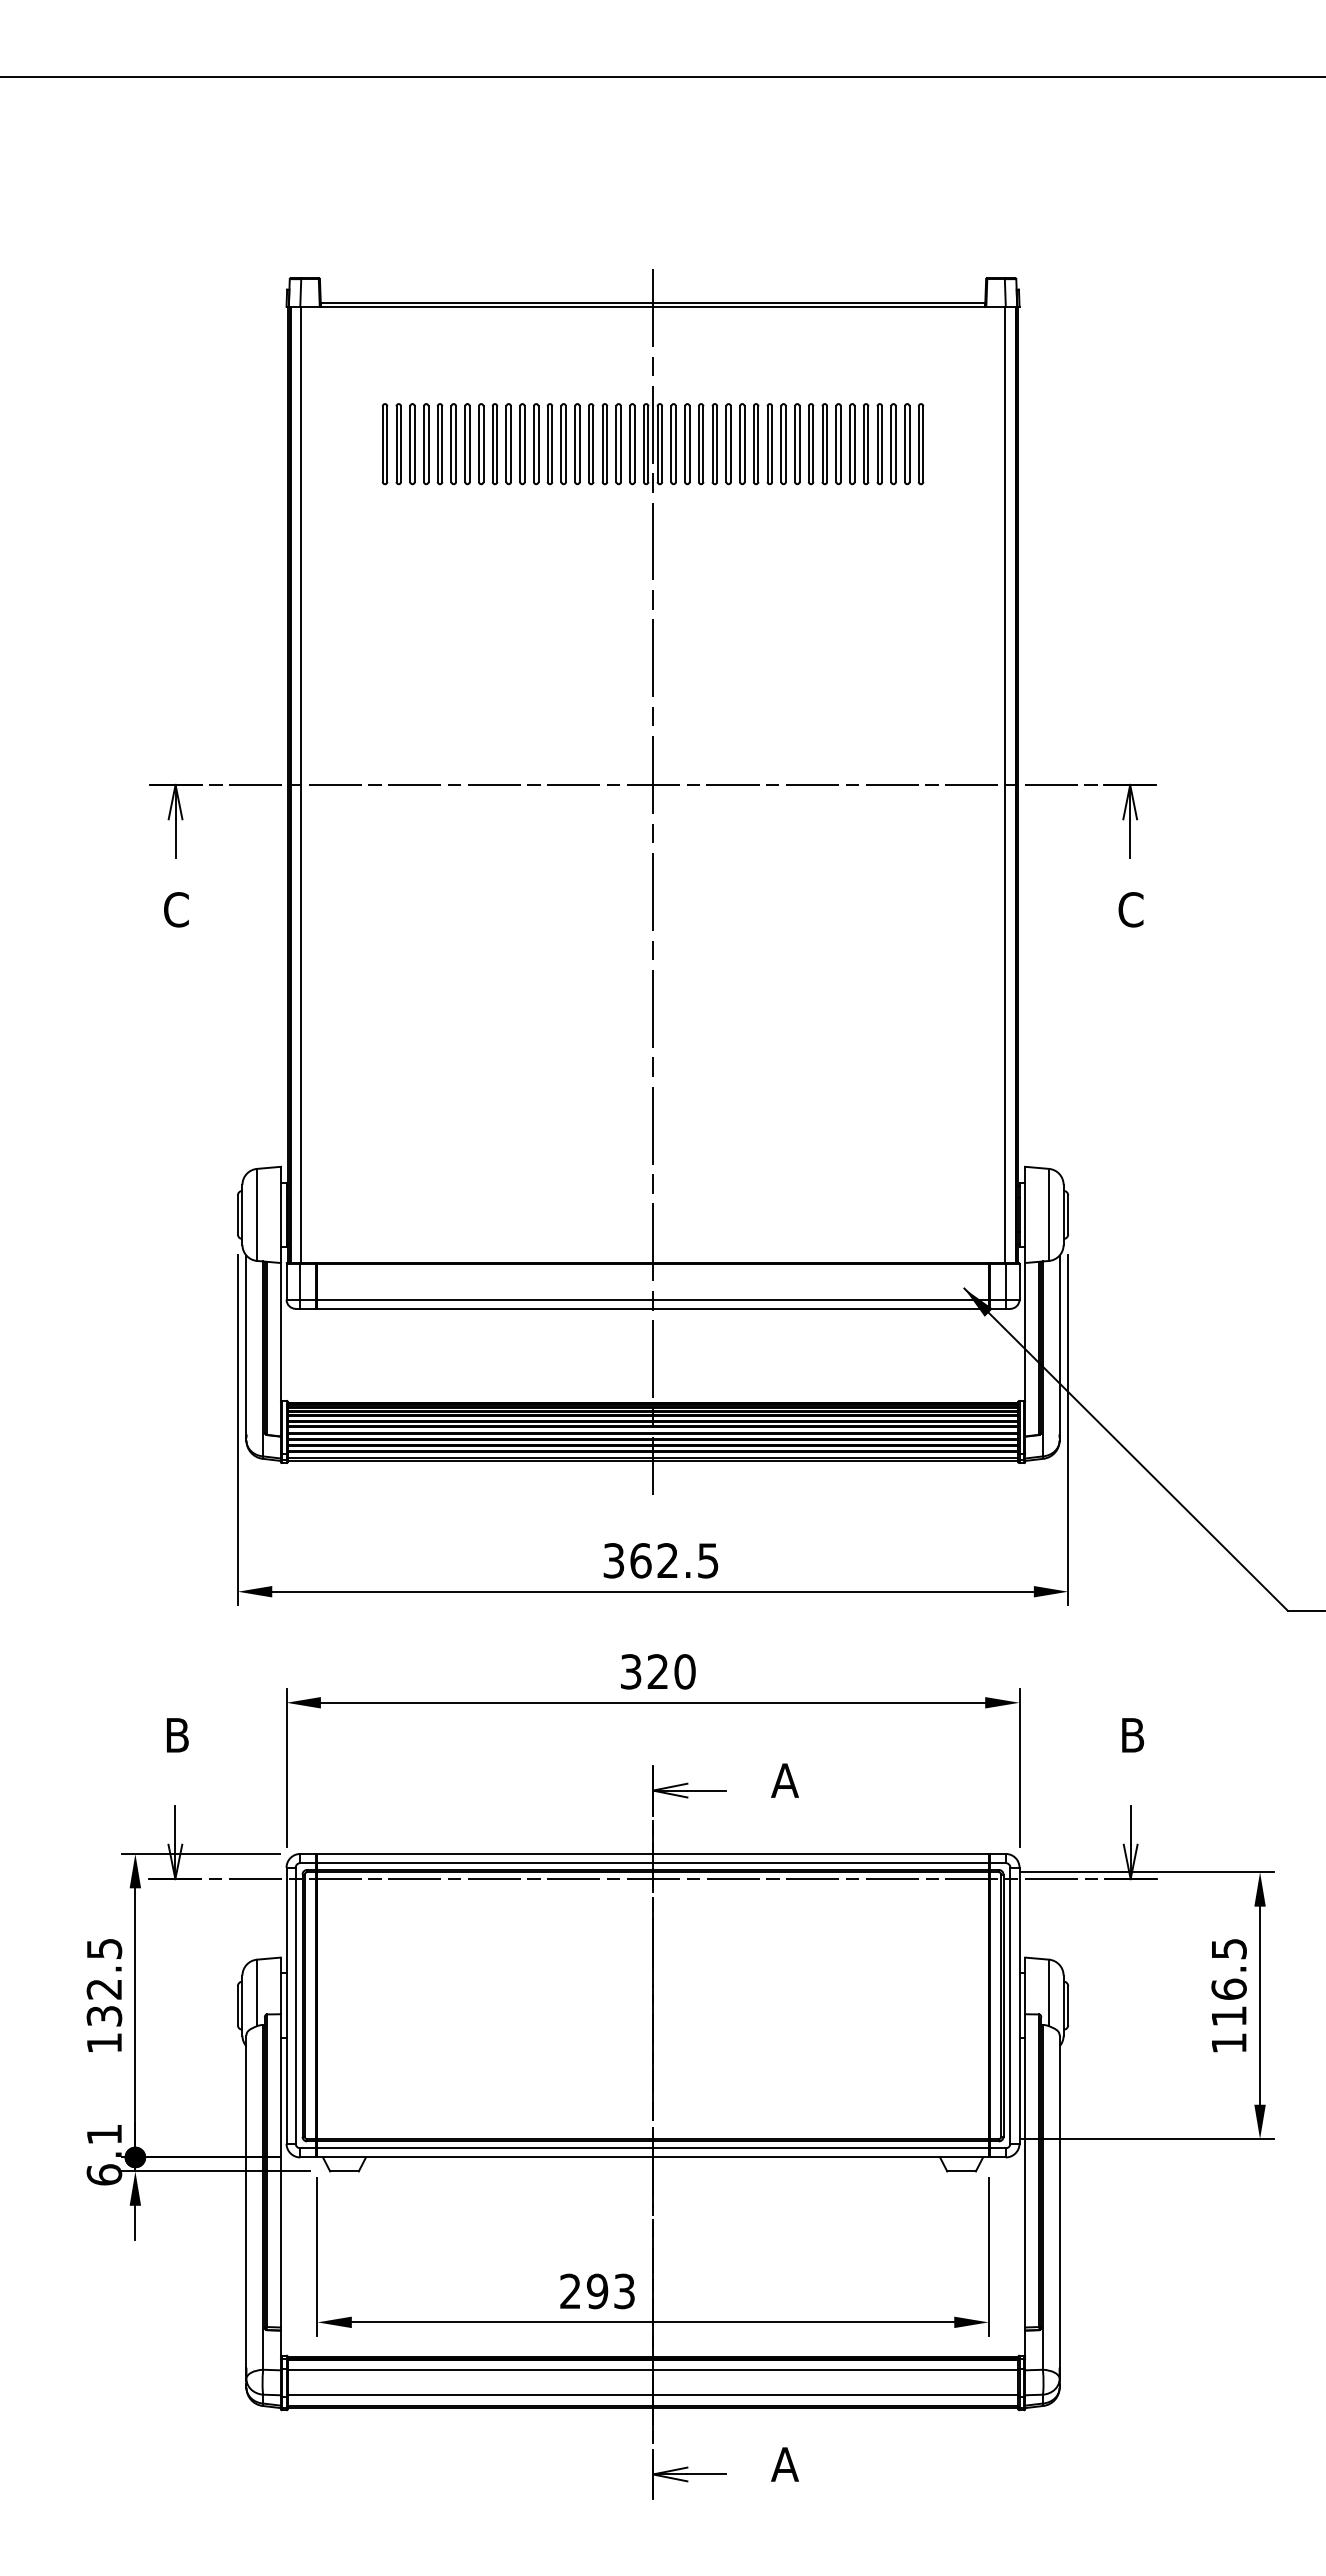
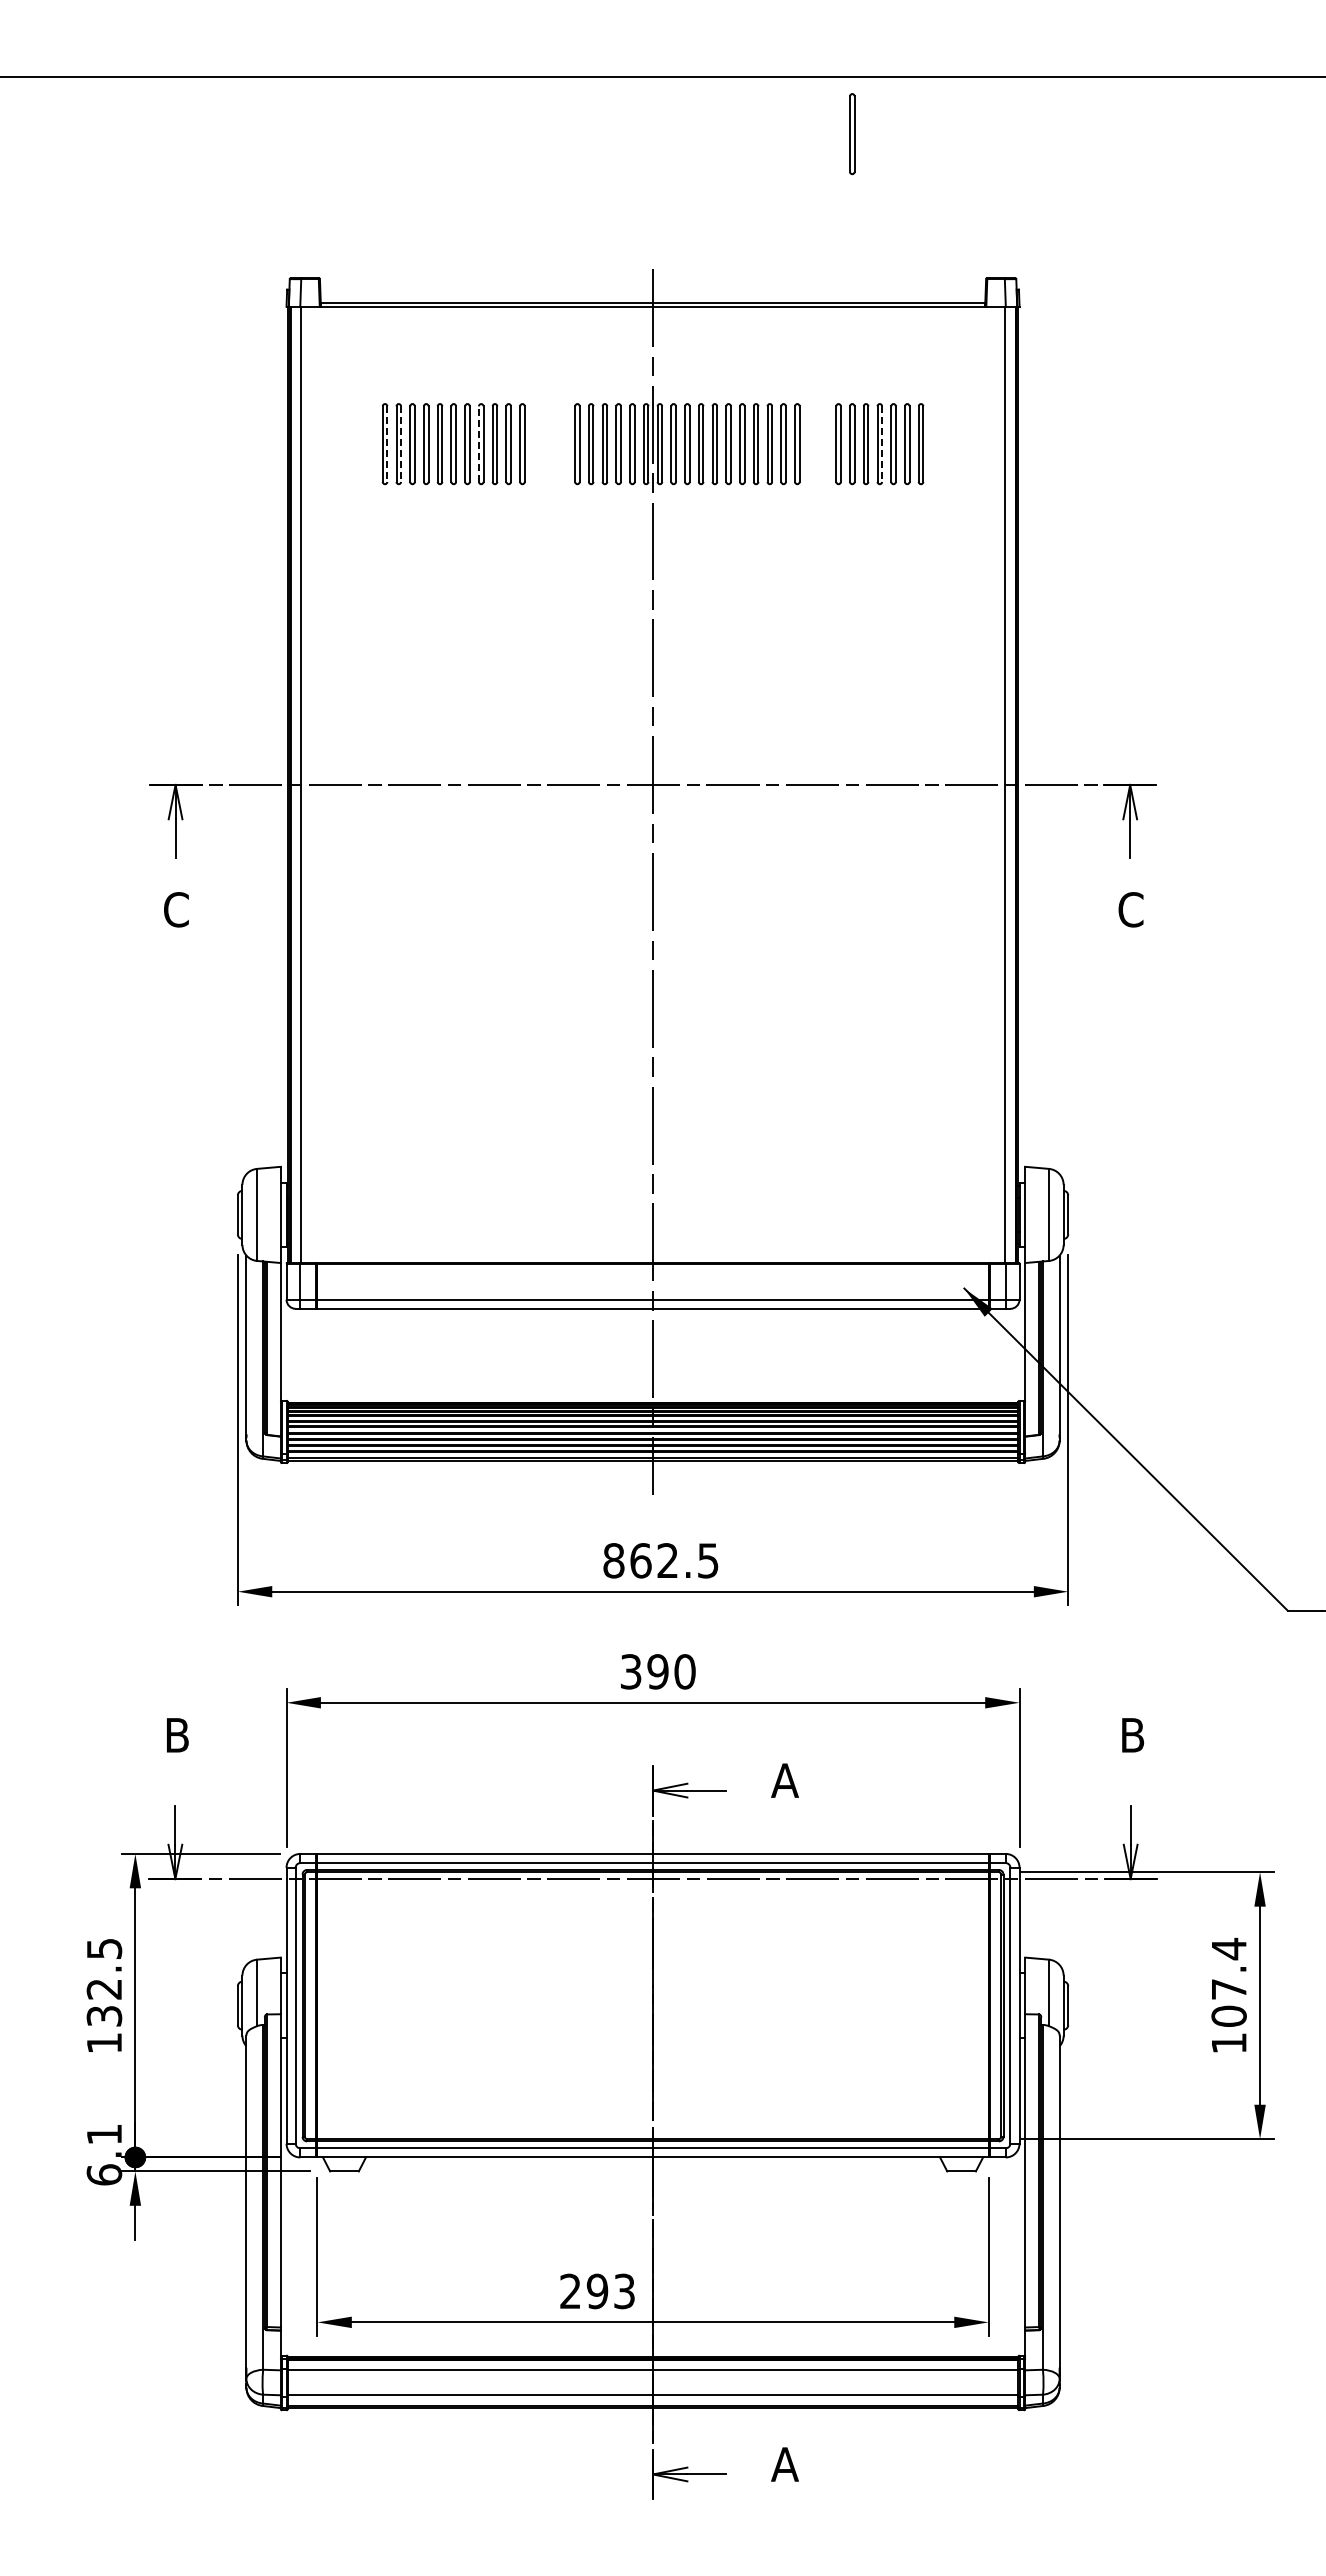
part: none -> present (852, 134)
line: solid -> dashed (387, 444)
line: solid -> dashed (401, 444)
line: solid -> dashed (478, 444)
part: present -> none (549, 444)
part: present -> none (817, 444)
line: solid -> dashed (882, 444)
text: 362.5 -> 862.5 (613, 1560)
text: 320 -> 390 (657, 1671)
text: 116.5 -> 107.4 (1228, 1981)
